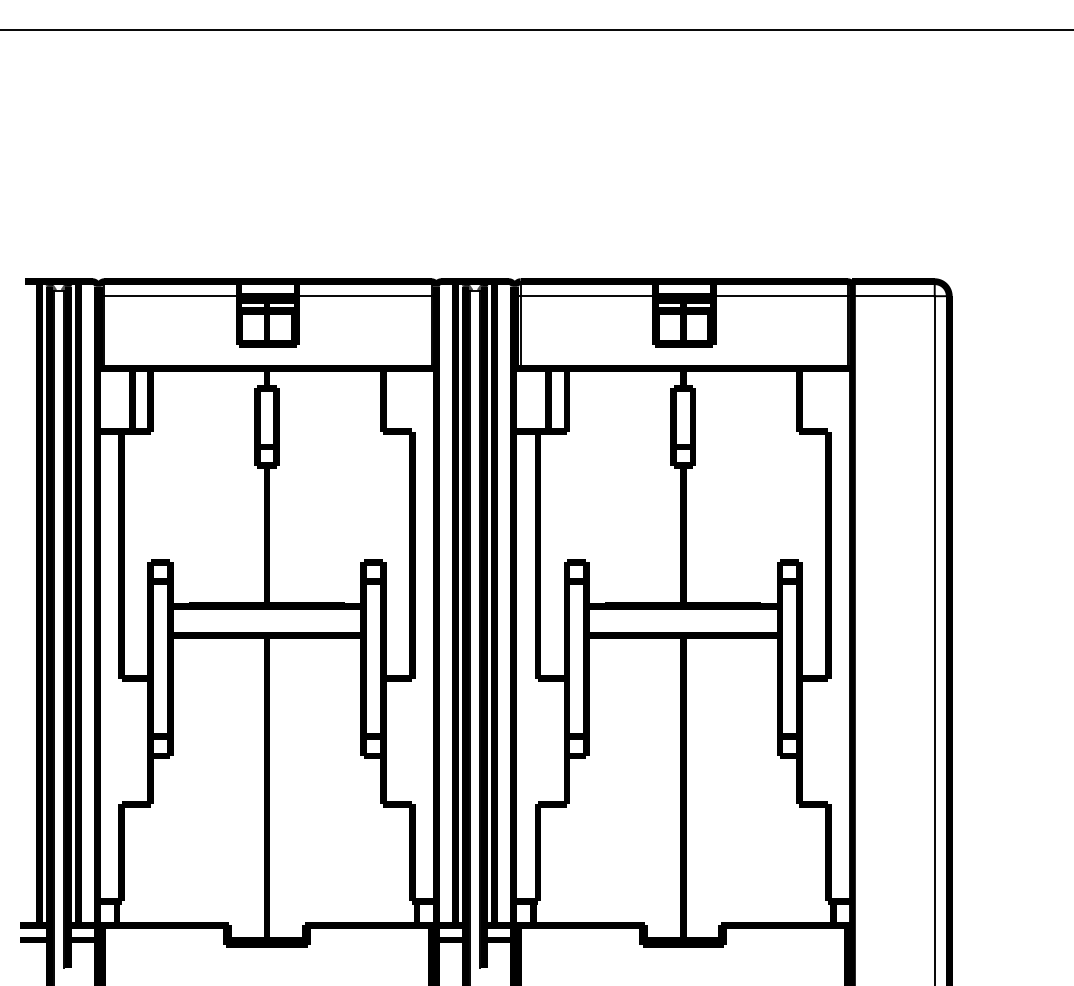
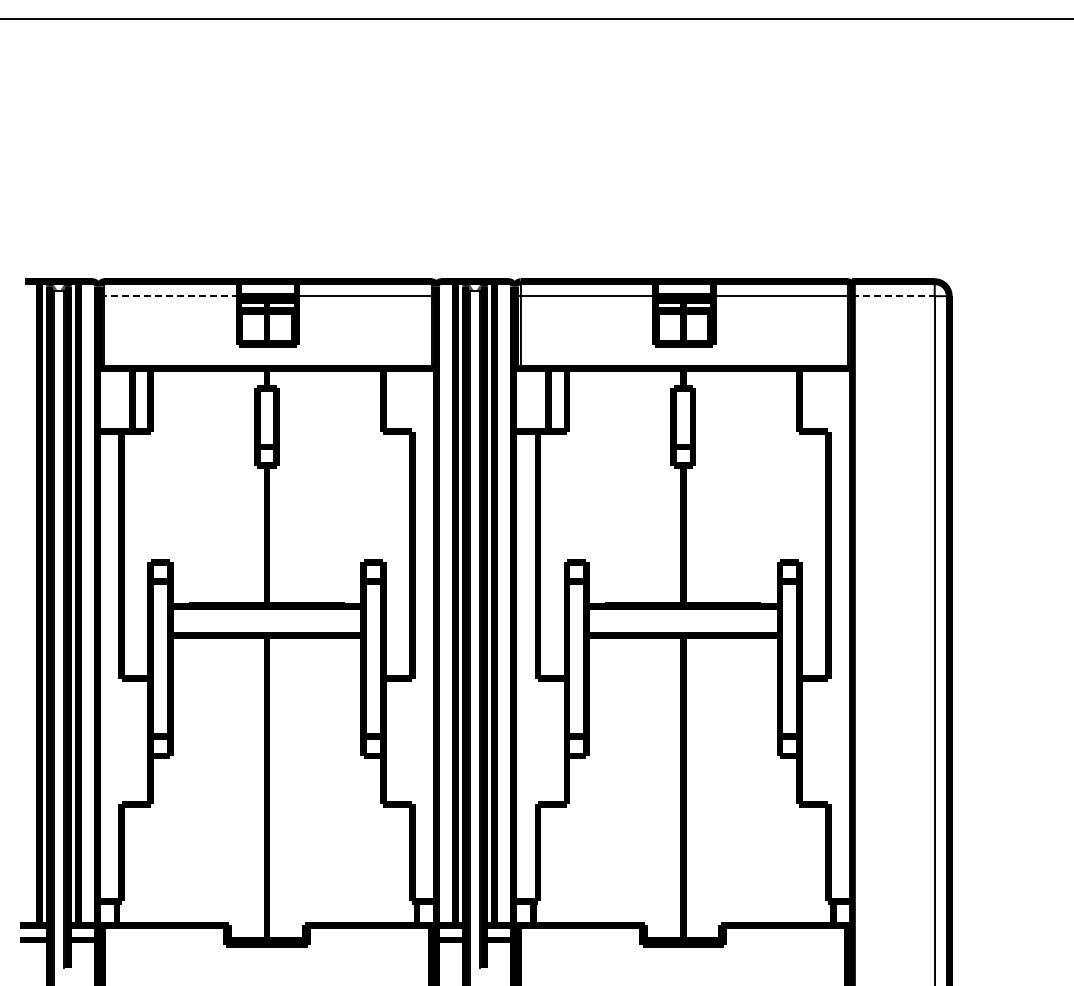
line position: (536, 29) -> (536, 18) (536, 18)
line: solid -> dashed (171, 296)
line: solid -> dashed (894, 296)
